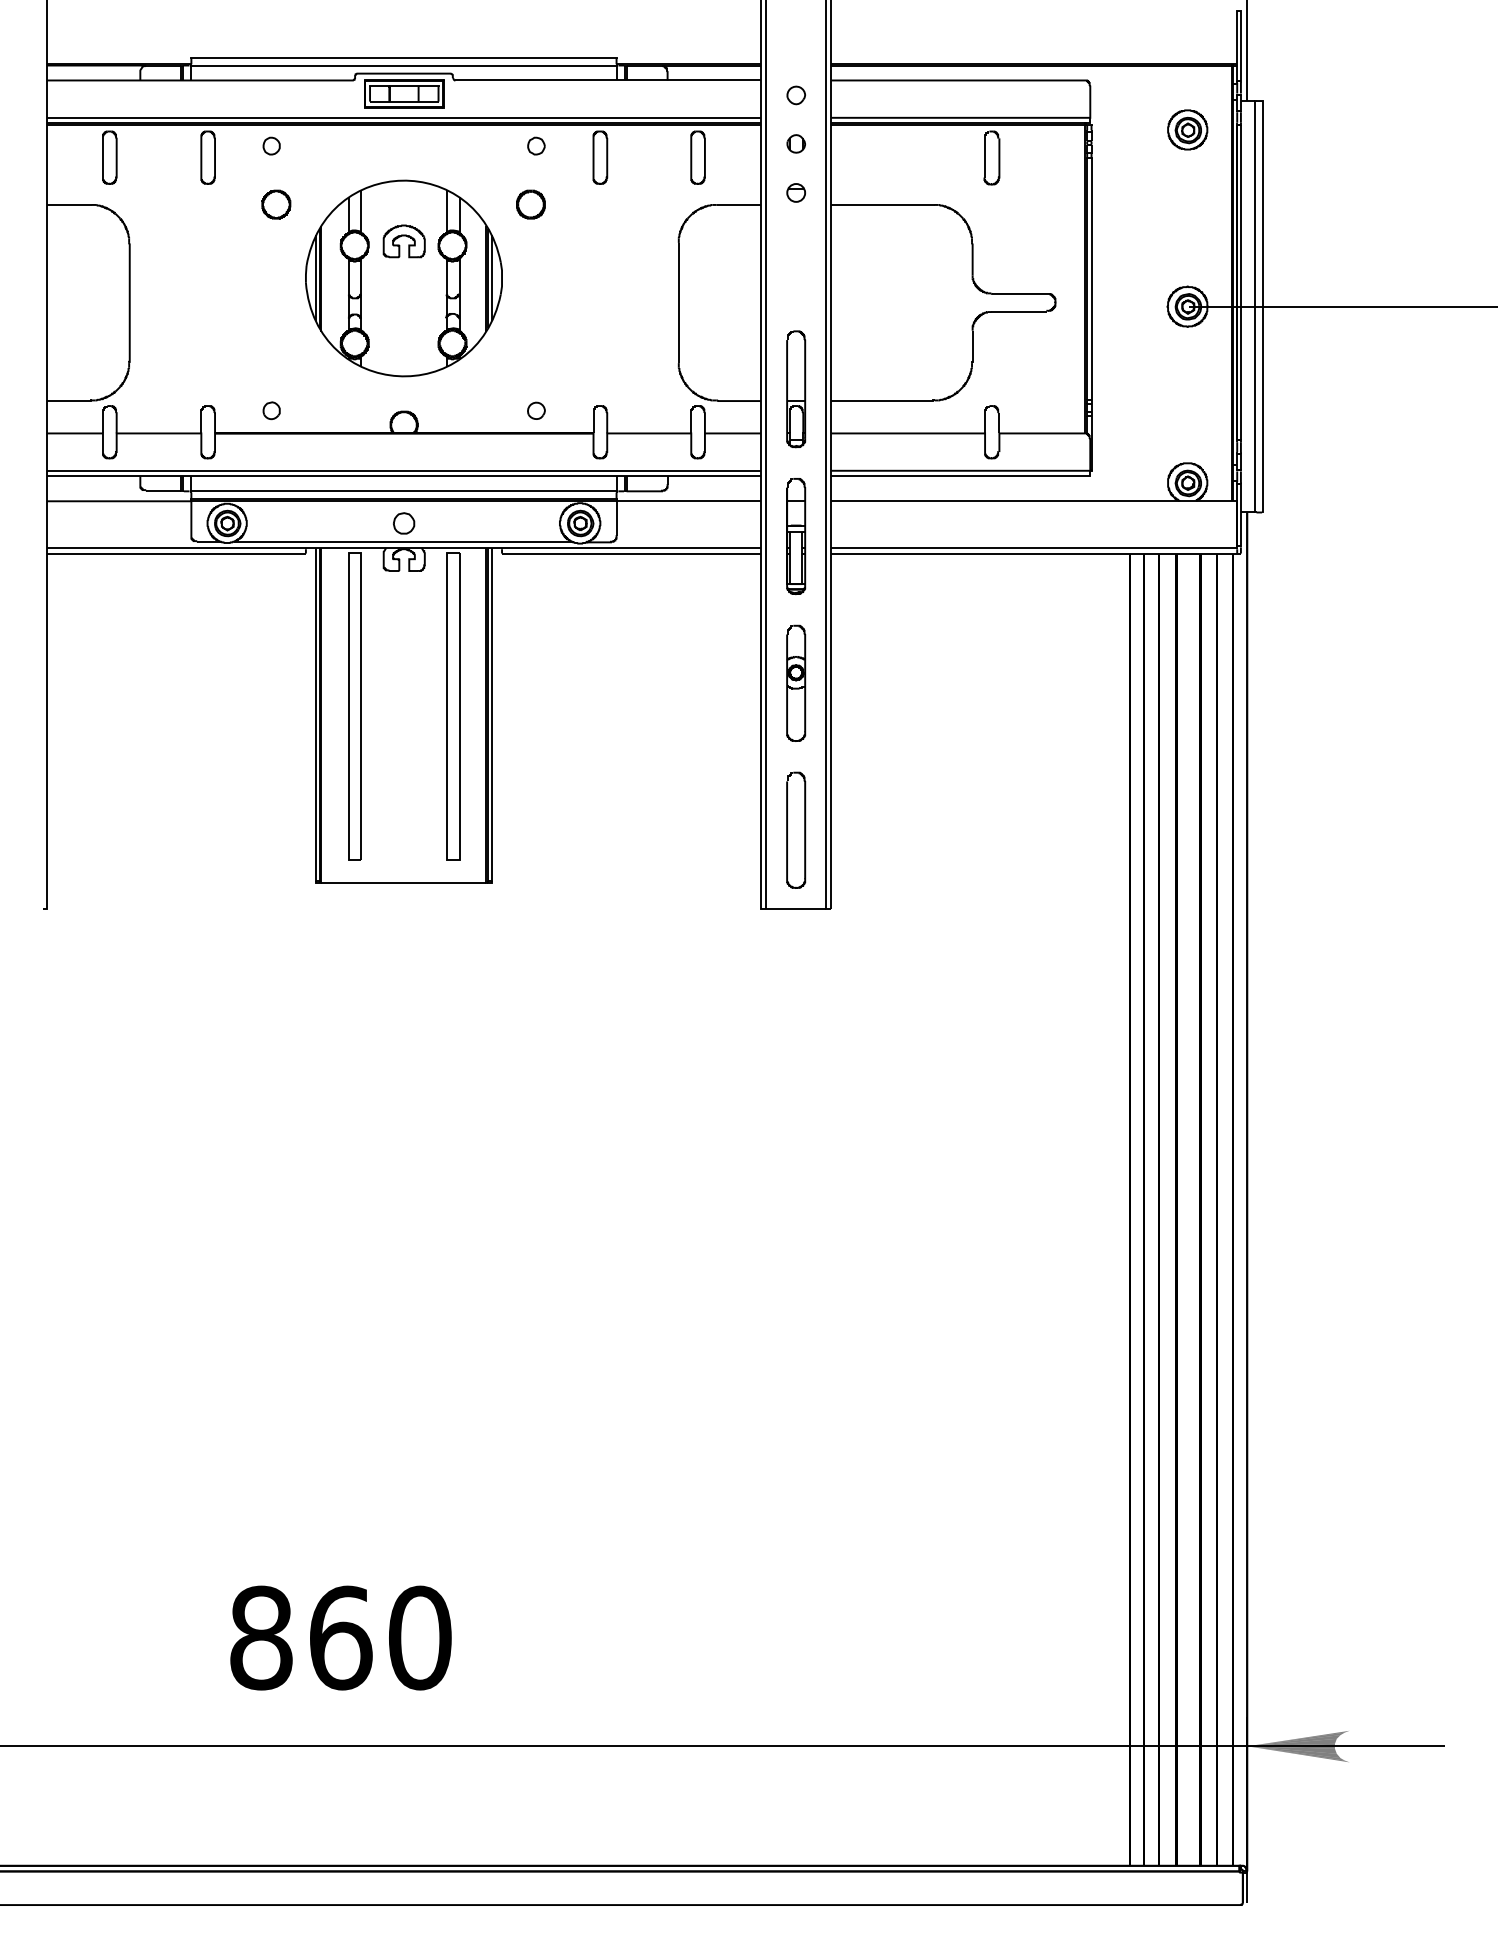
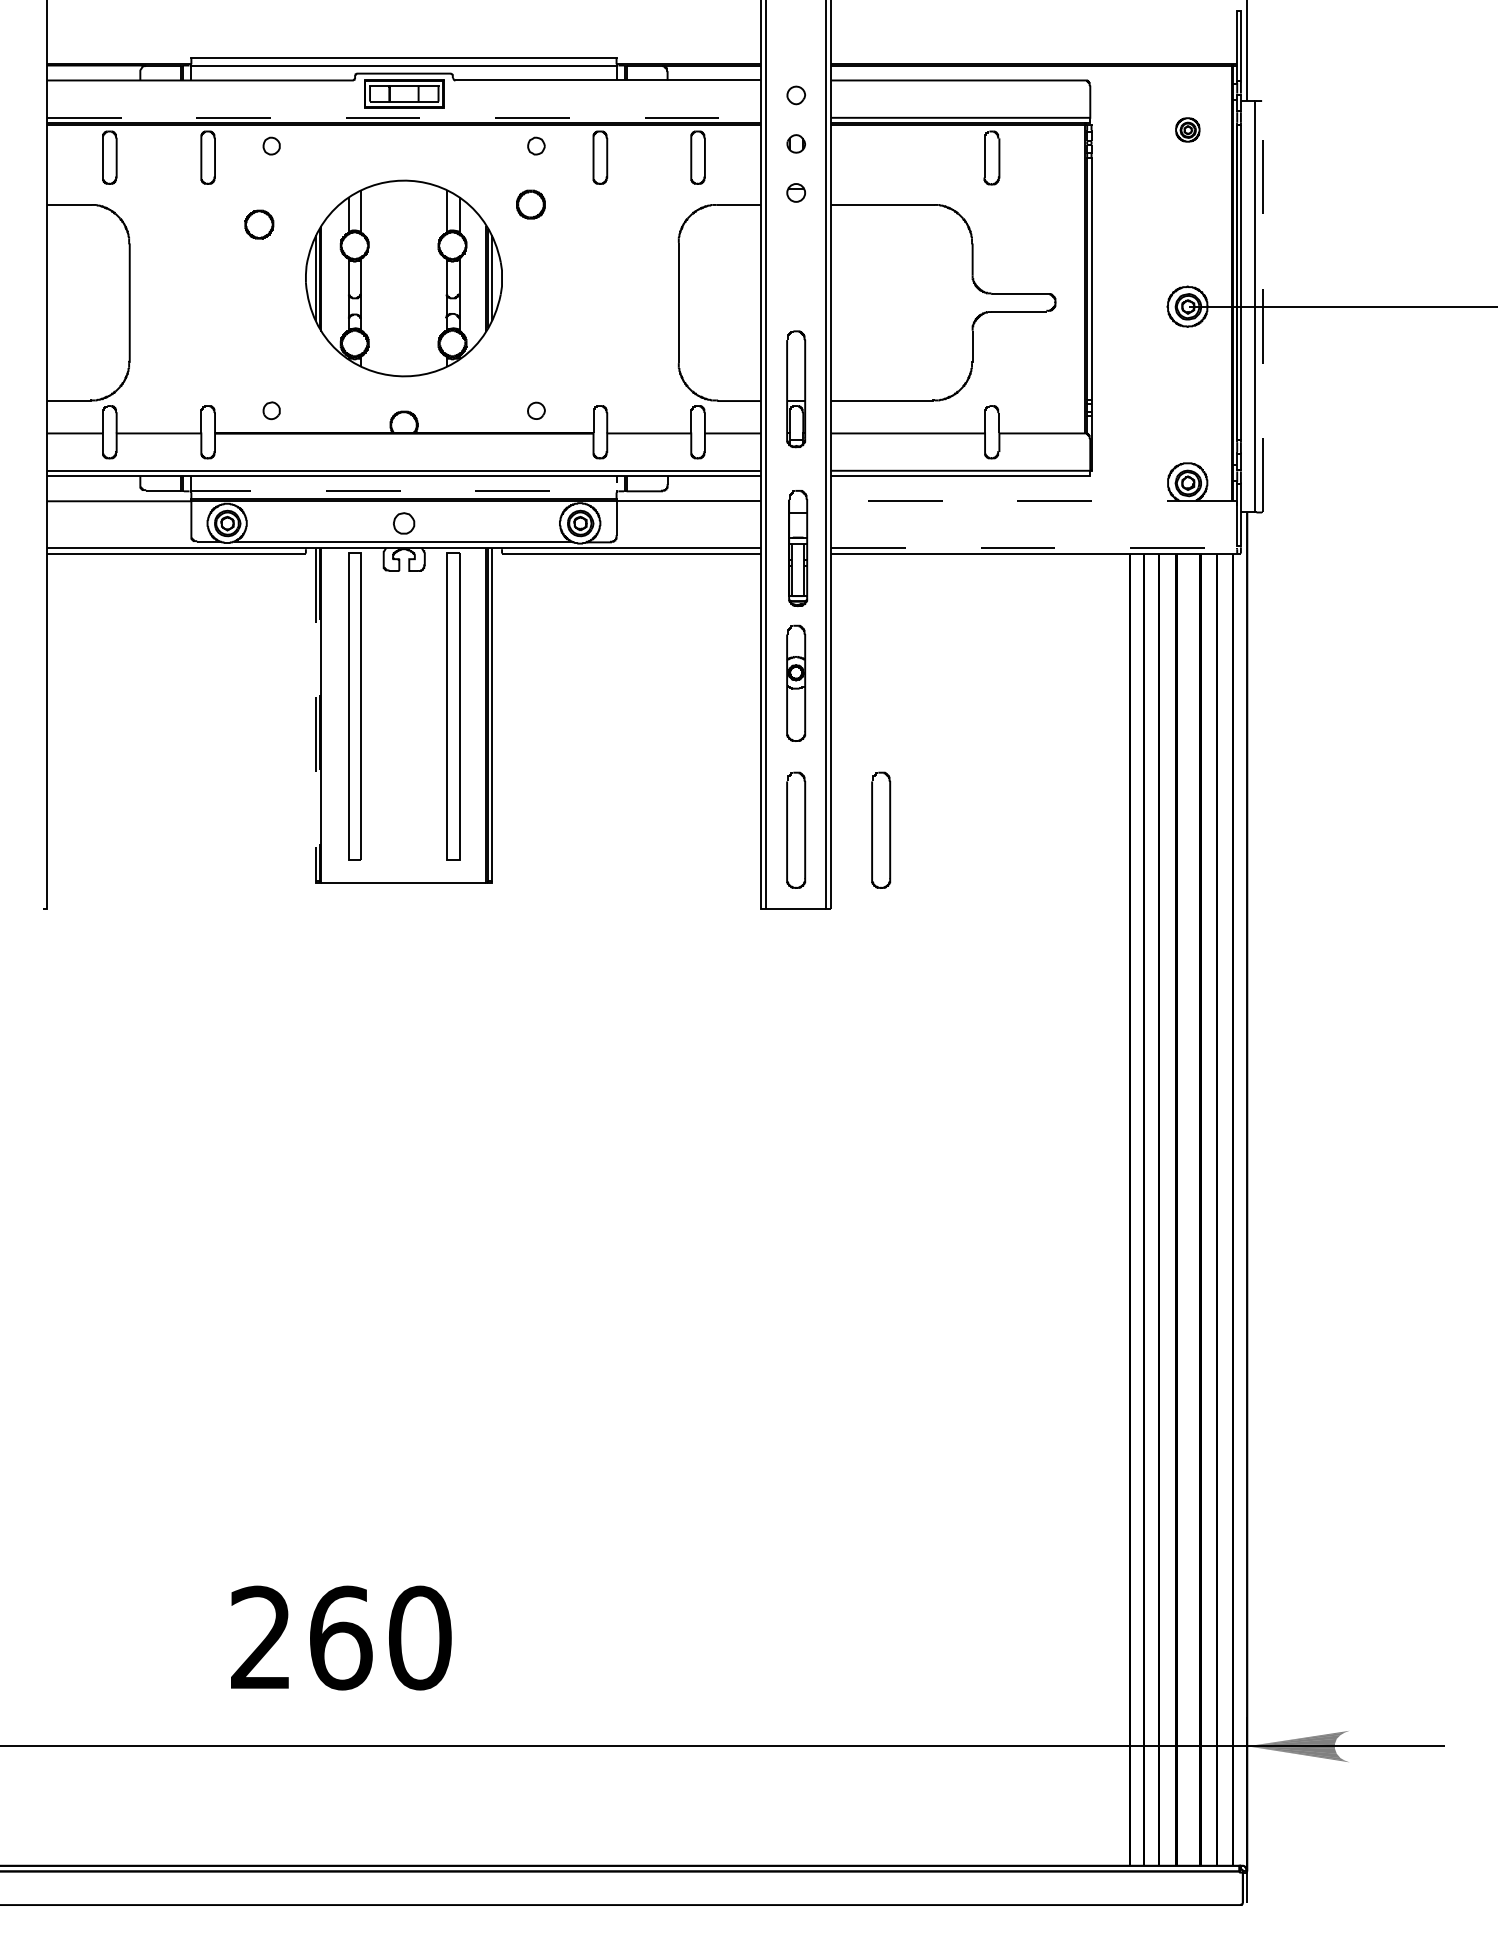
line: solid -> dashed (404, 117)
part size: 42x42 px -> 26x26 px (1187, 129)
part position: (276, 204) -> (259, 224) (259, 224)
part: present -> none (403, 241)
line: solid -> dashed (1262, 306)
line: solid -> dashed (403, 491)
line: solid -> dashed (1237, 524)
part position: (796, 536) -> (798, 548) (798, 548)
part: none -> present (881, 829)
line: solid -> dashed (317, 881)
text: 860 -> 260 (261, 1637)
